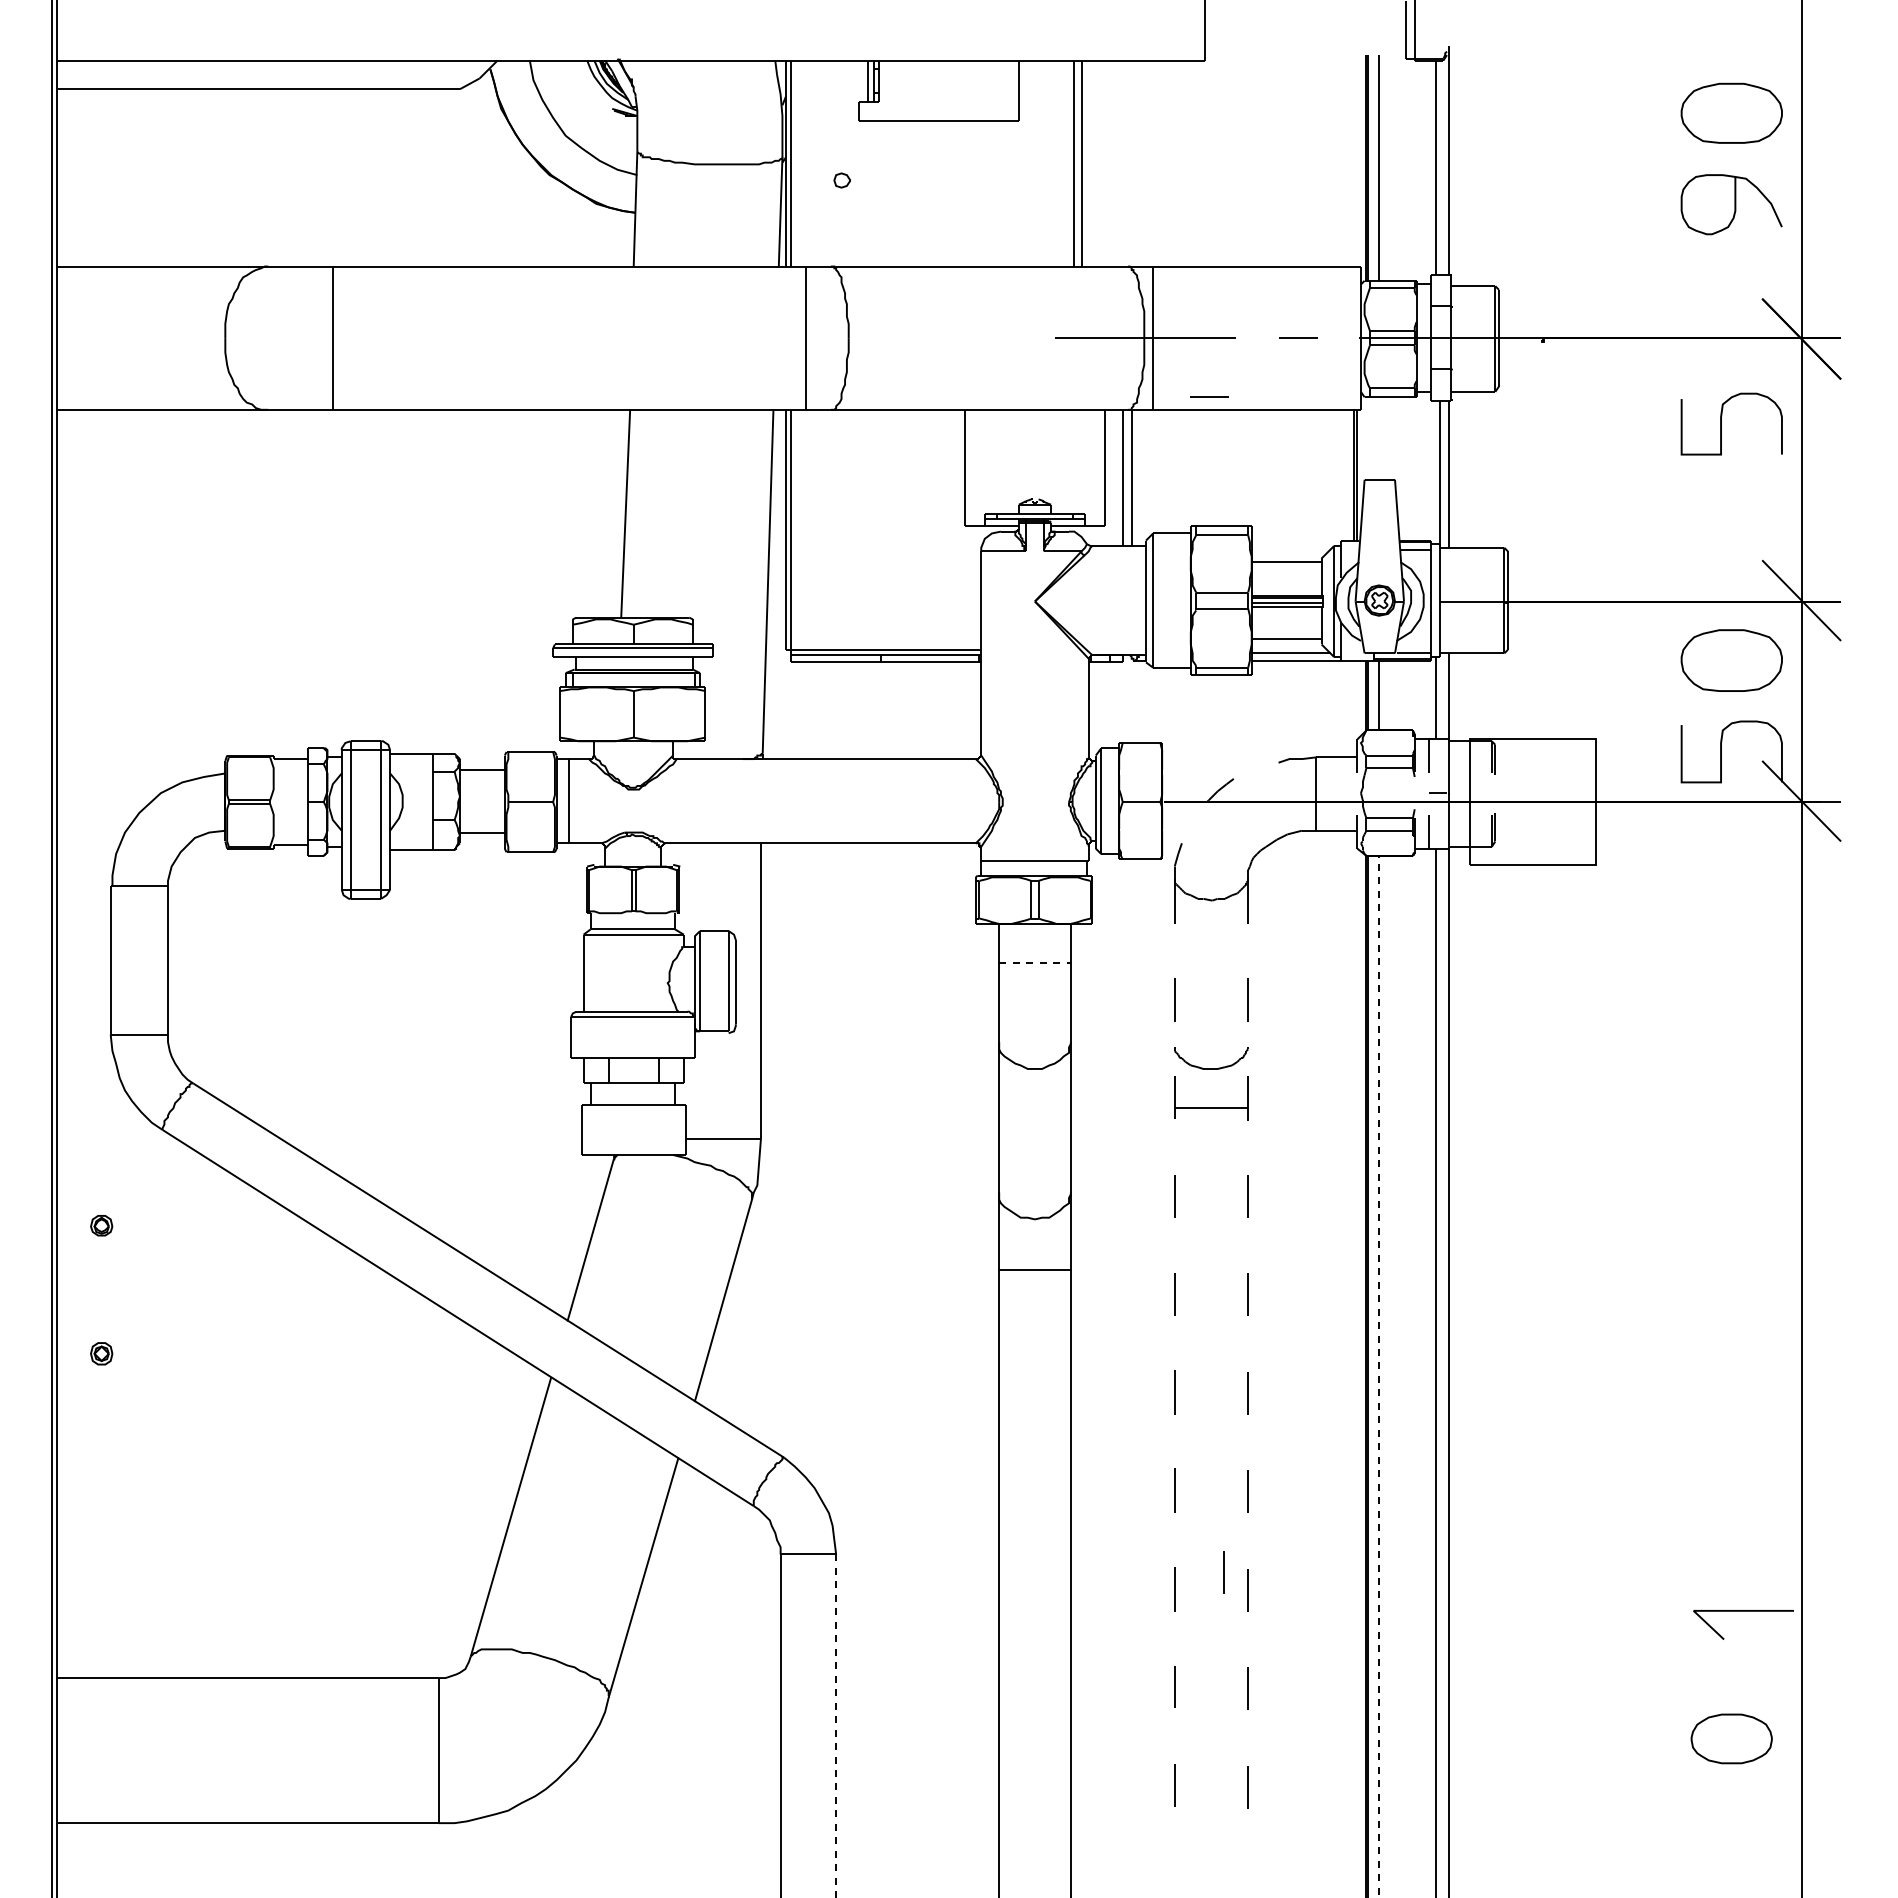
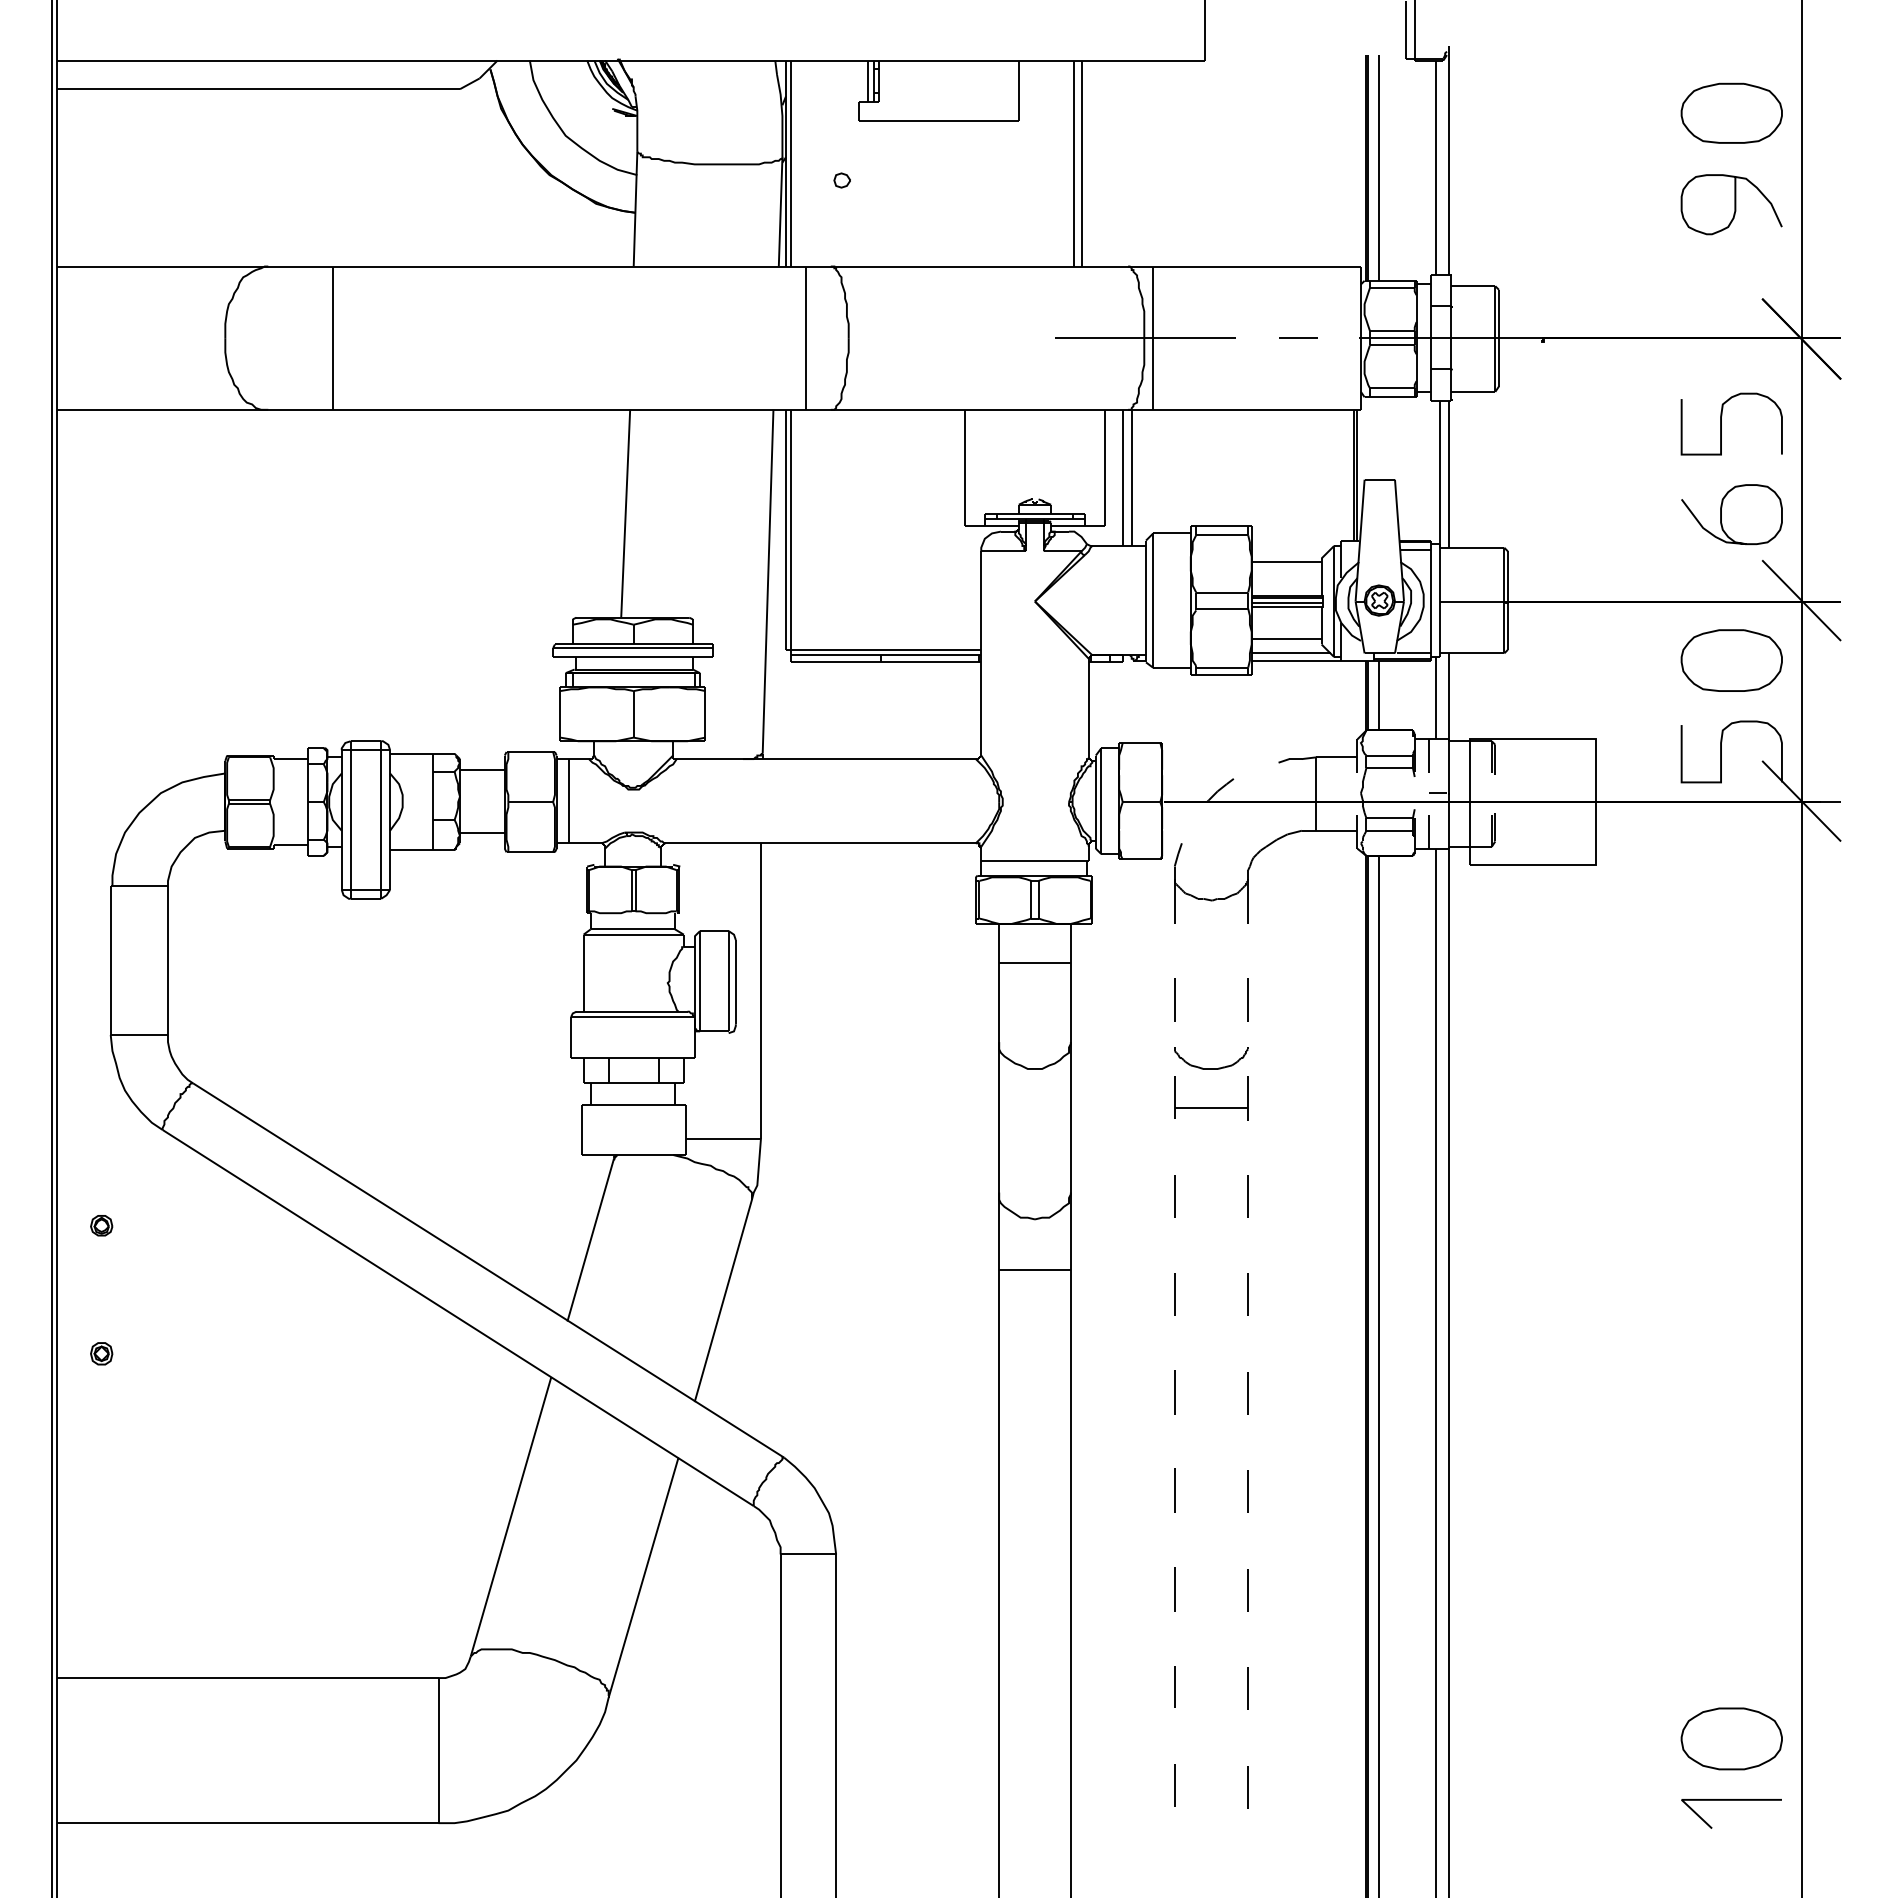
line: present -> none (1209, 396)
curve: none -> present (1721, 514)
line: dashed -> solid (1035, 963)
line: dashed -> solid (1378, 1376)
line: present -> none (1223, 1572)
line position: (1743, 1611) -> (1731, 1800) (1731, 1800)
line: dashed -> solid (836, 1726)
part size: 83x52 px -> 103x64 px (1731, 1738)
